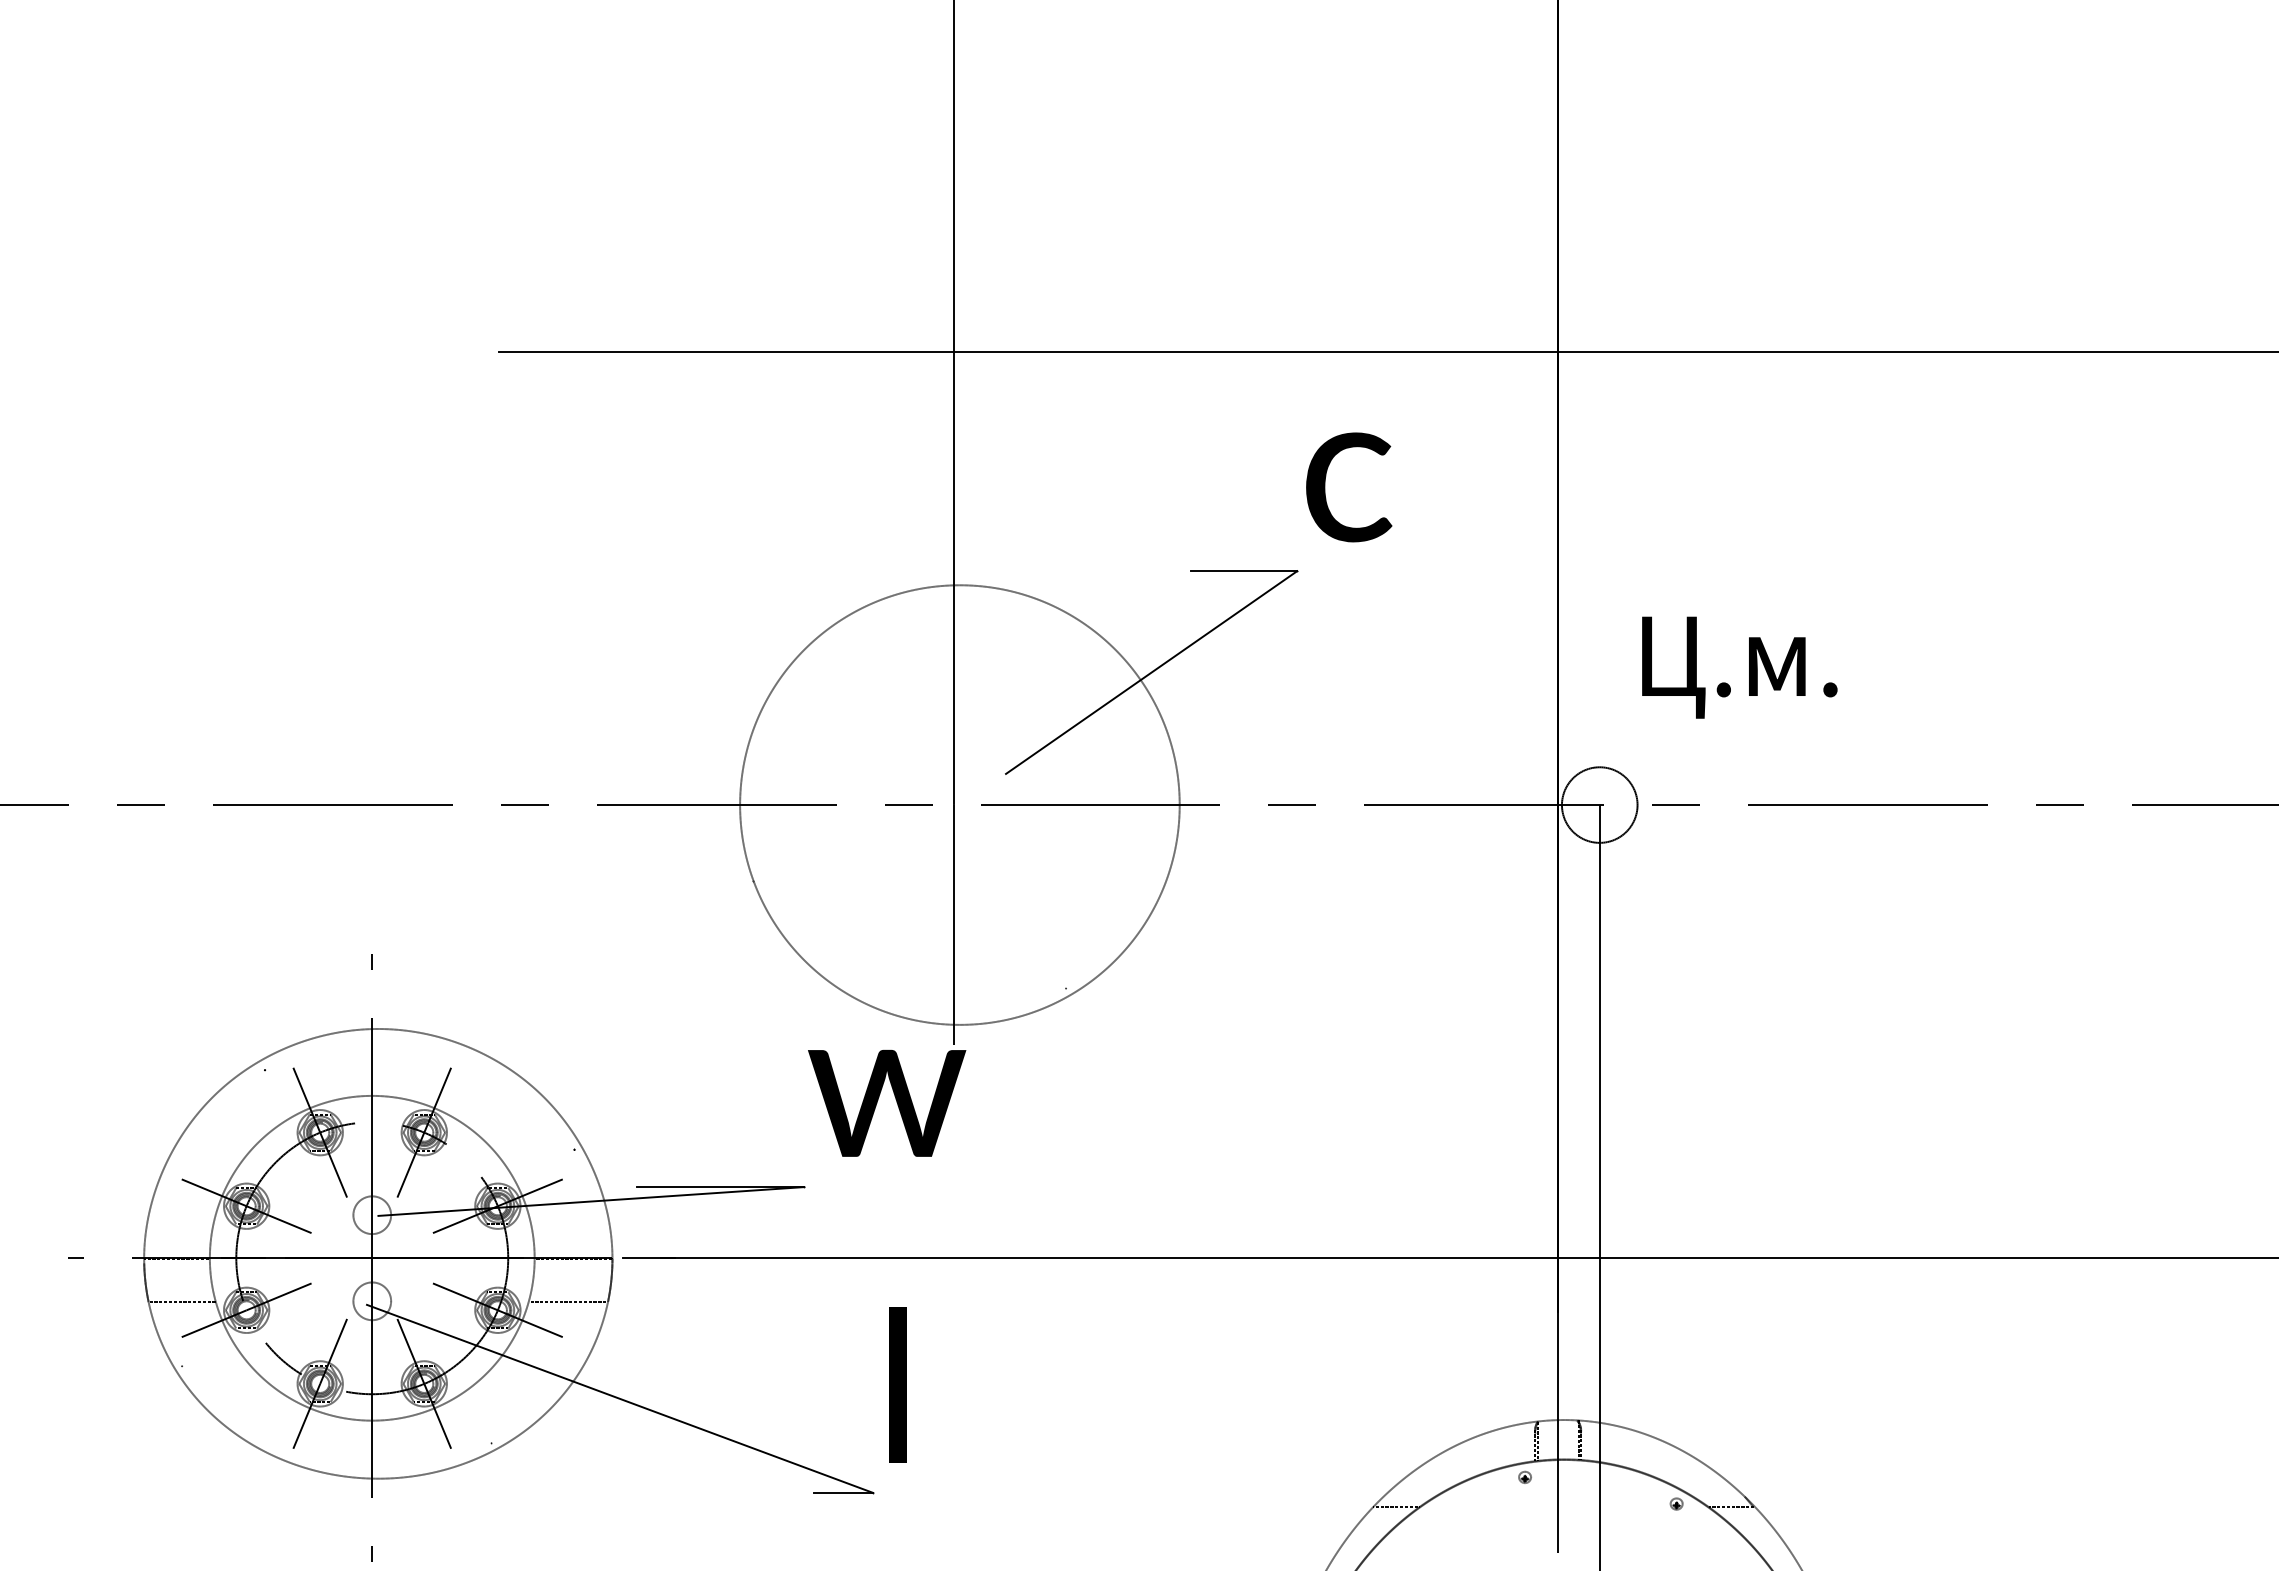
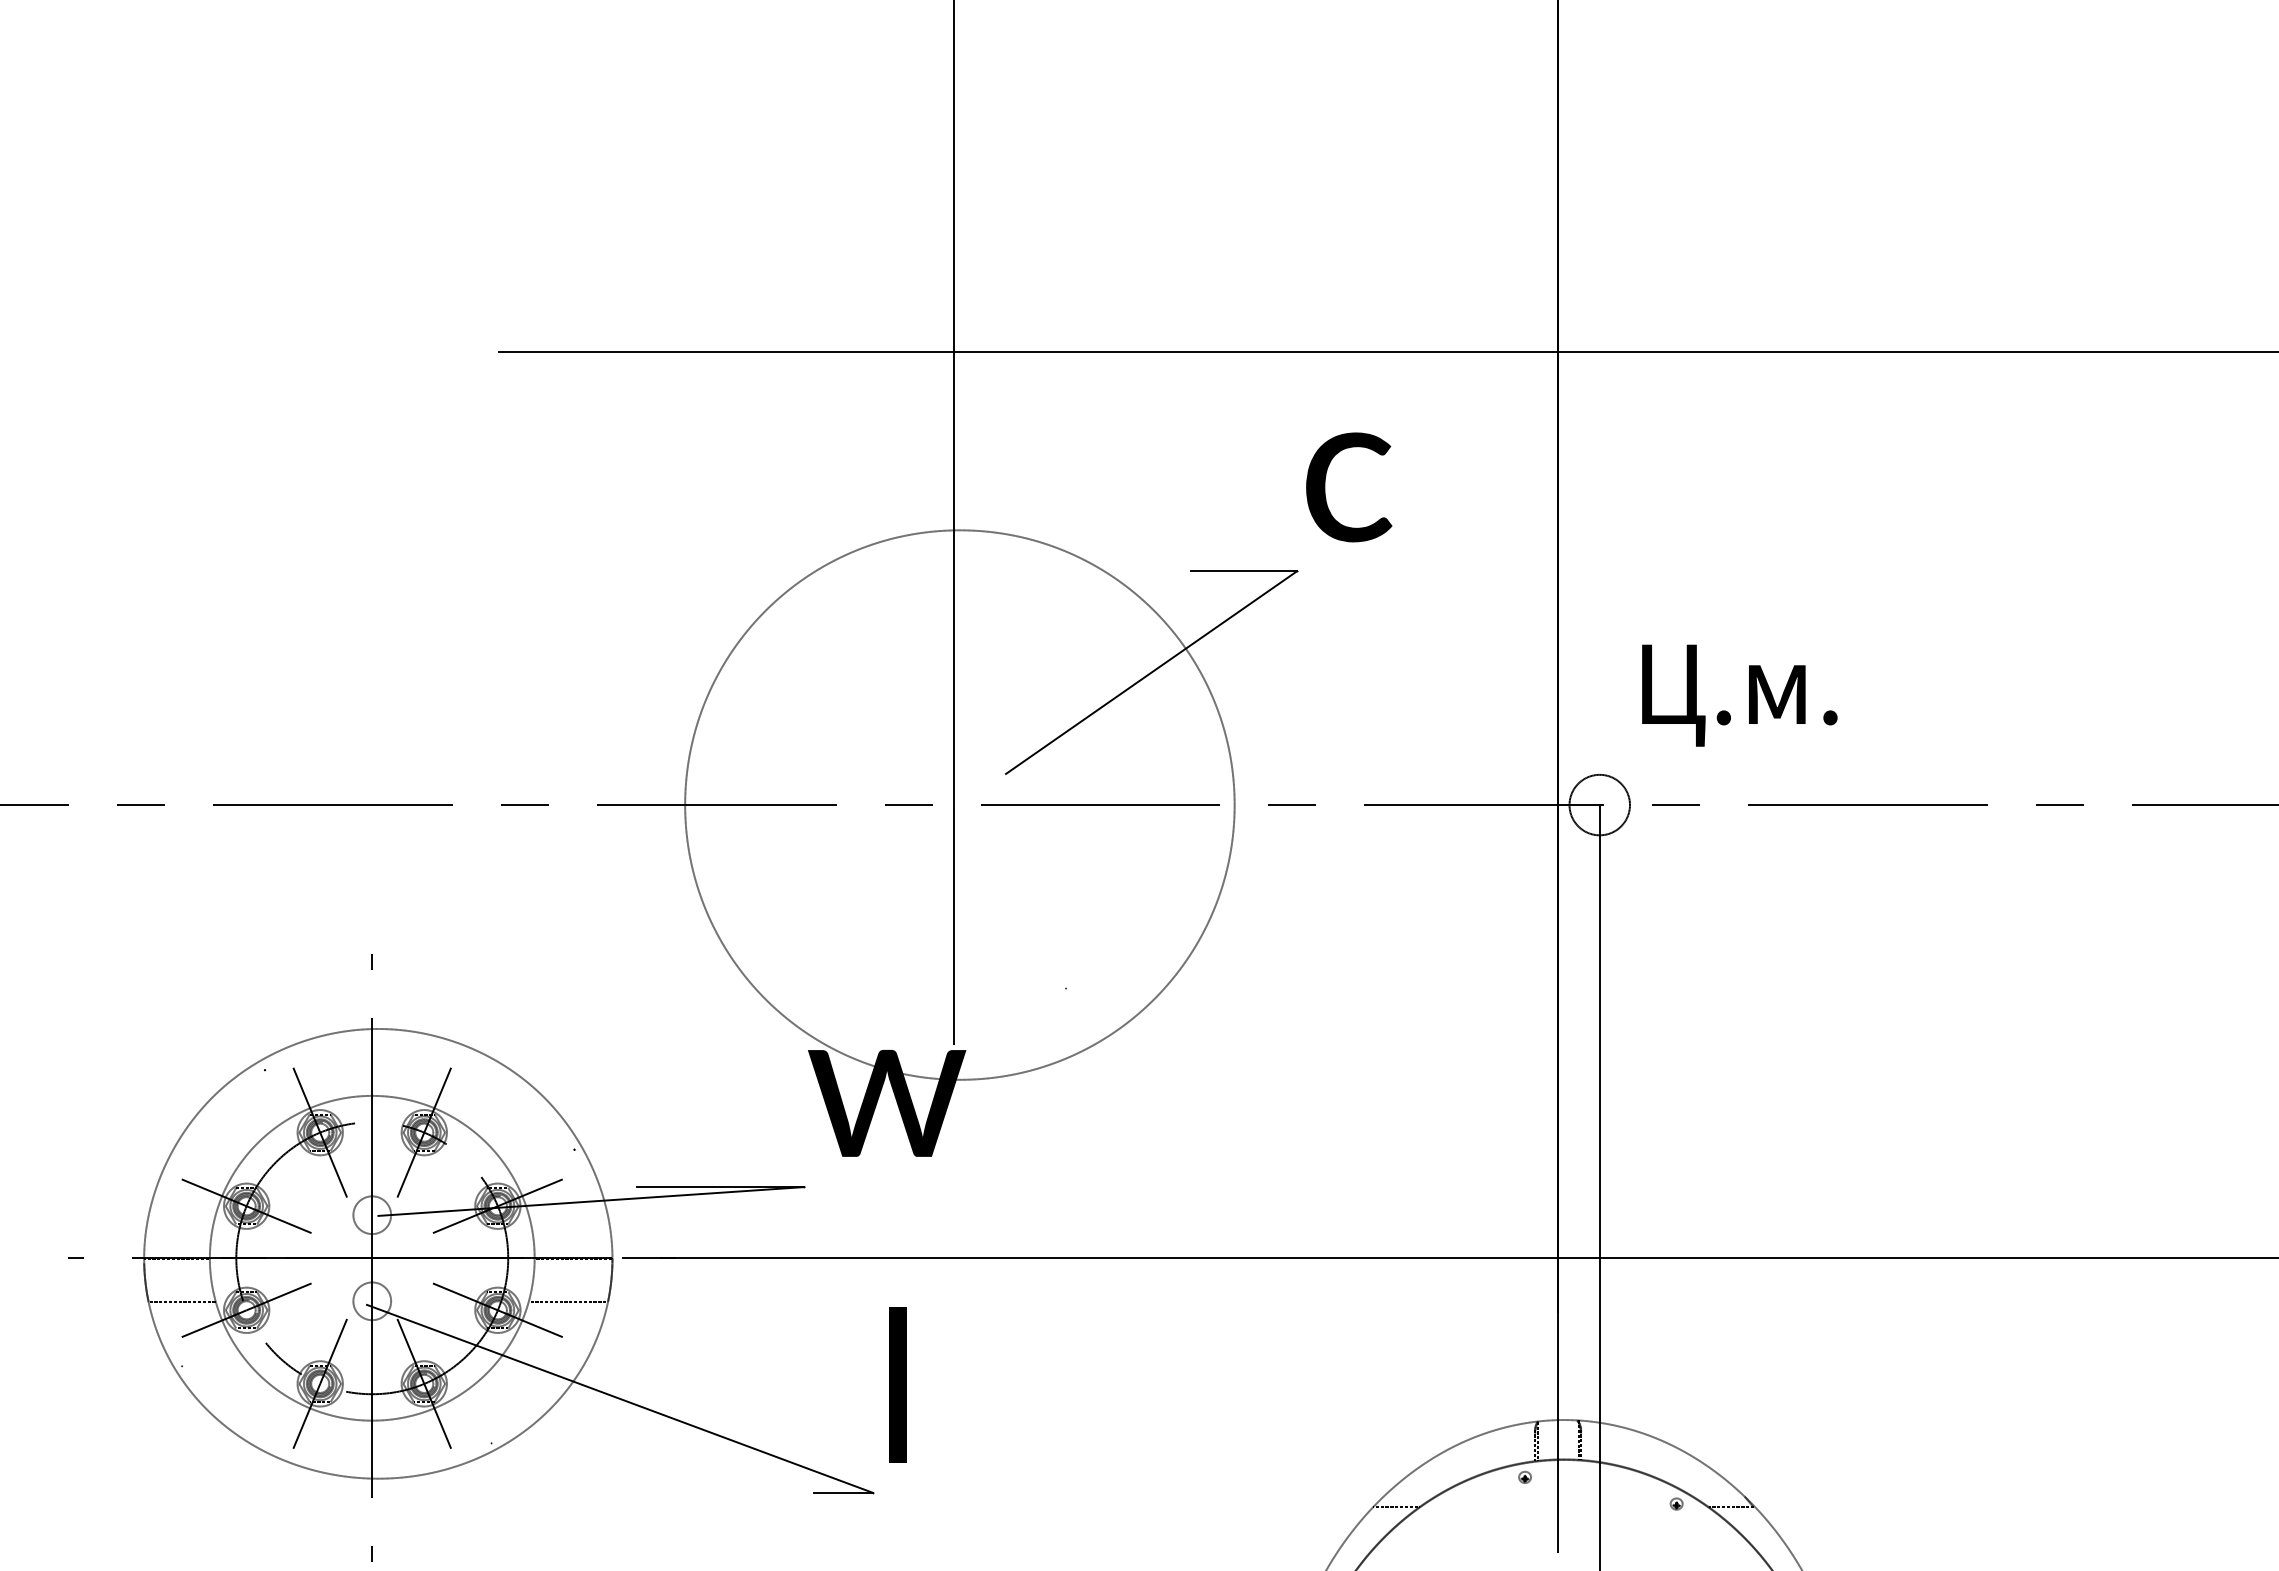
text position: (1739, 667) -> (1739, 695) (1739, 695)
circle diameter: 440 px -> 549 px (959, 804)
circle diameter: 76 px -> 60 px (1599, 804)
